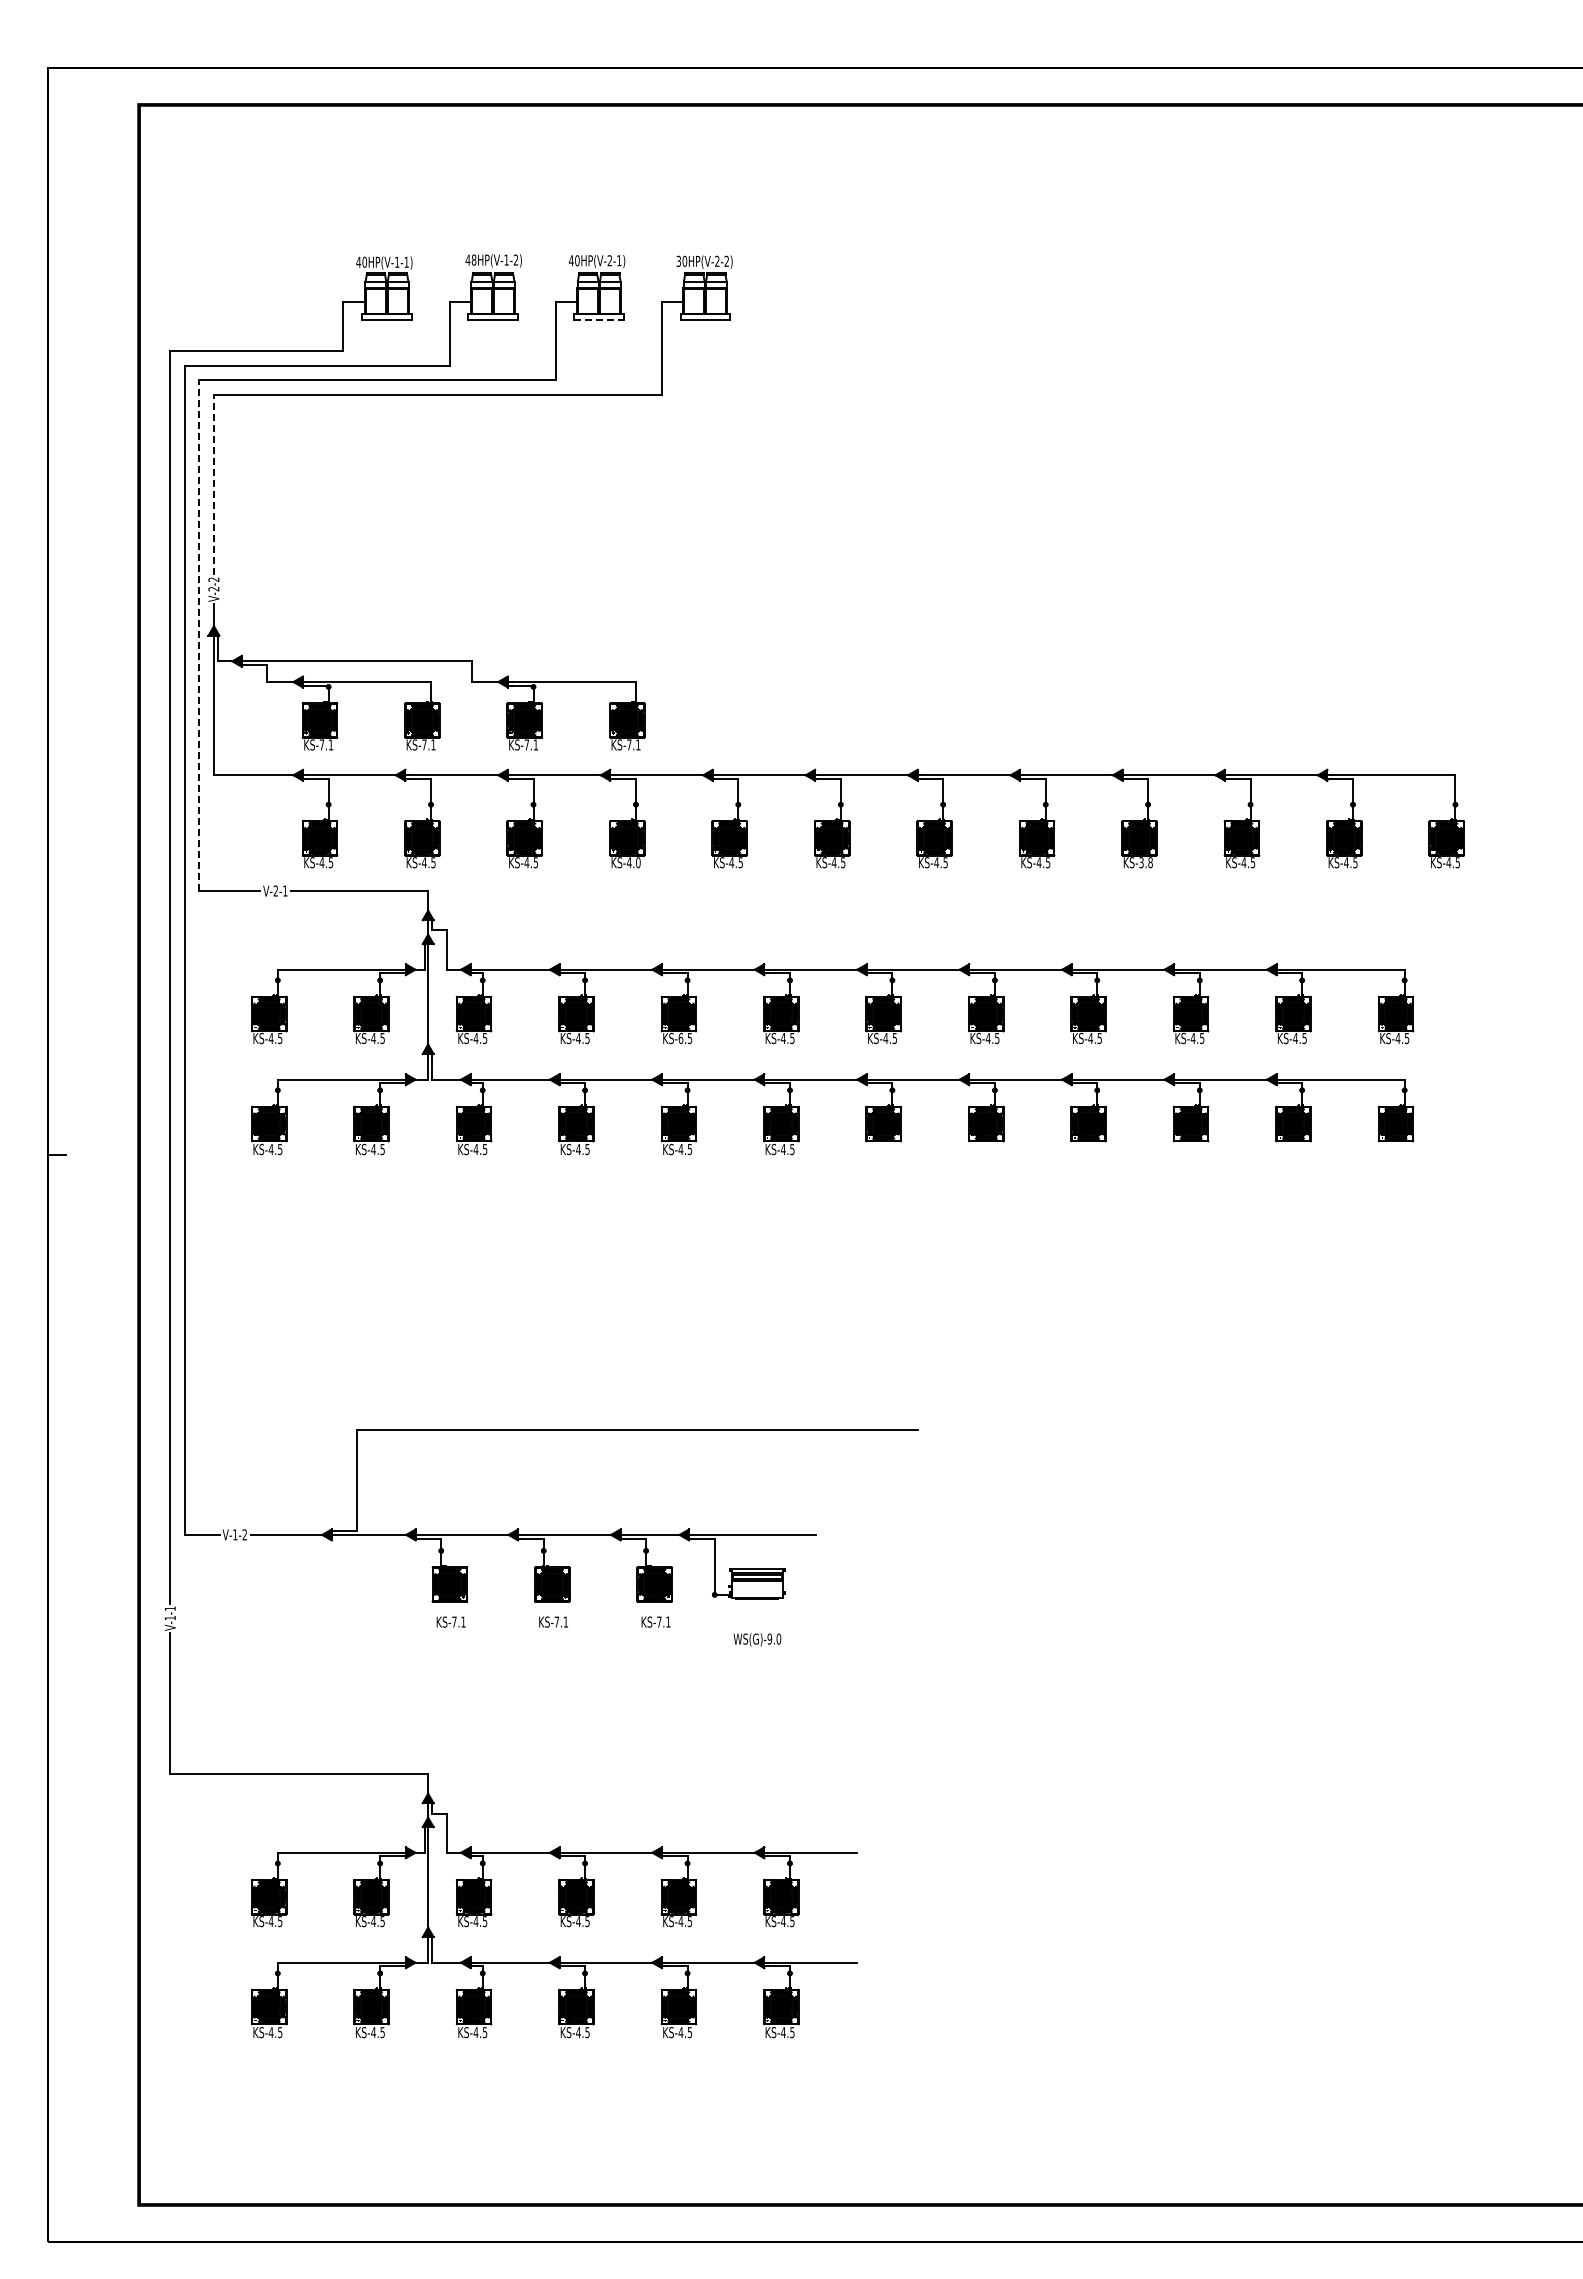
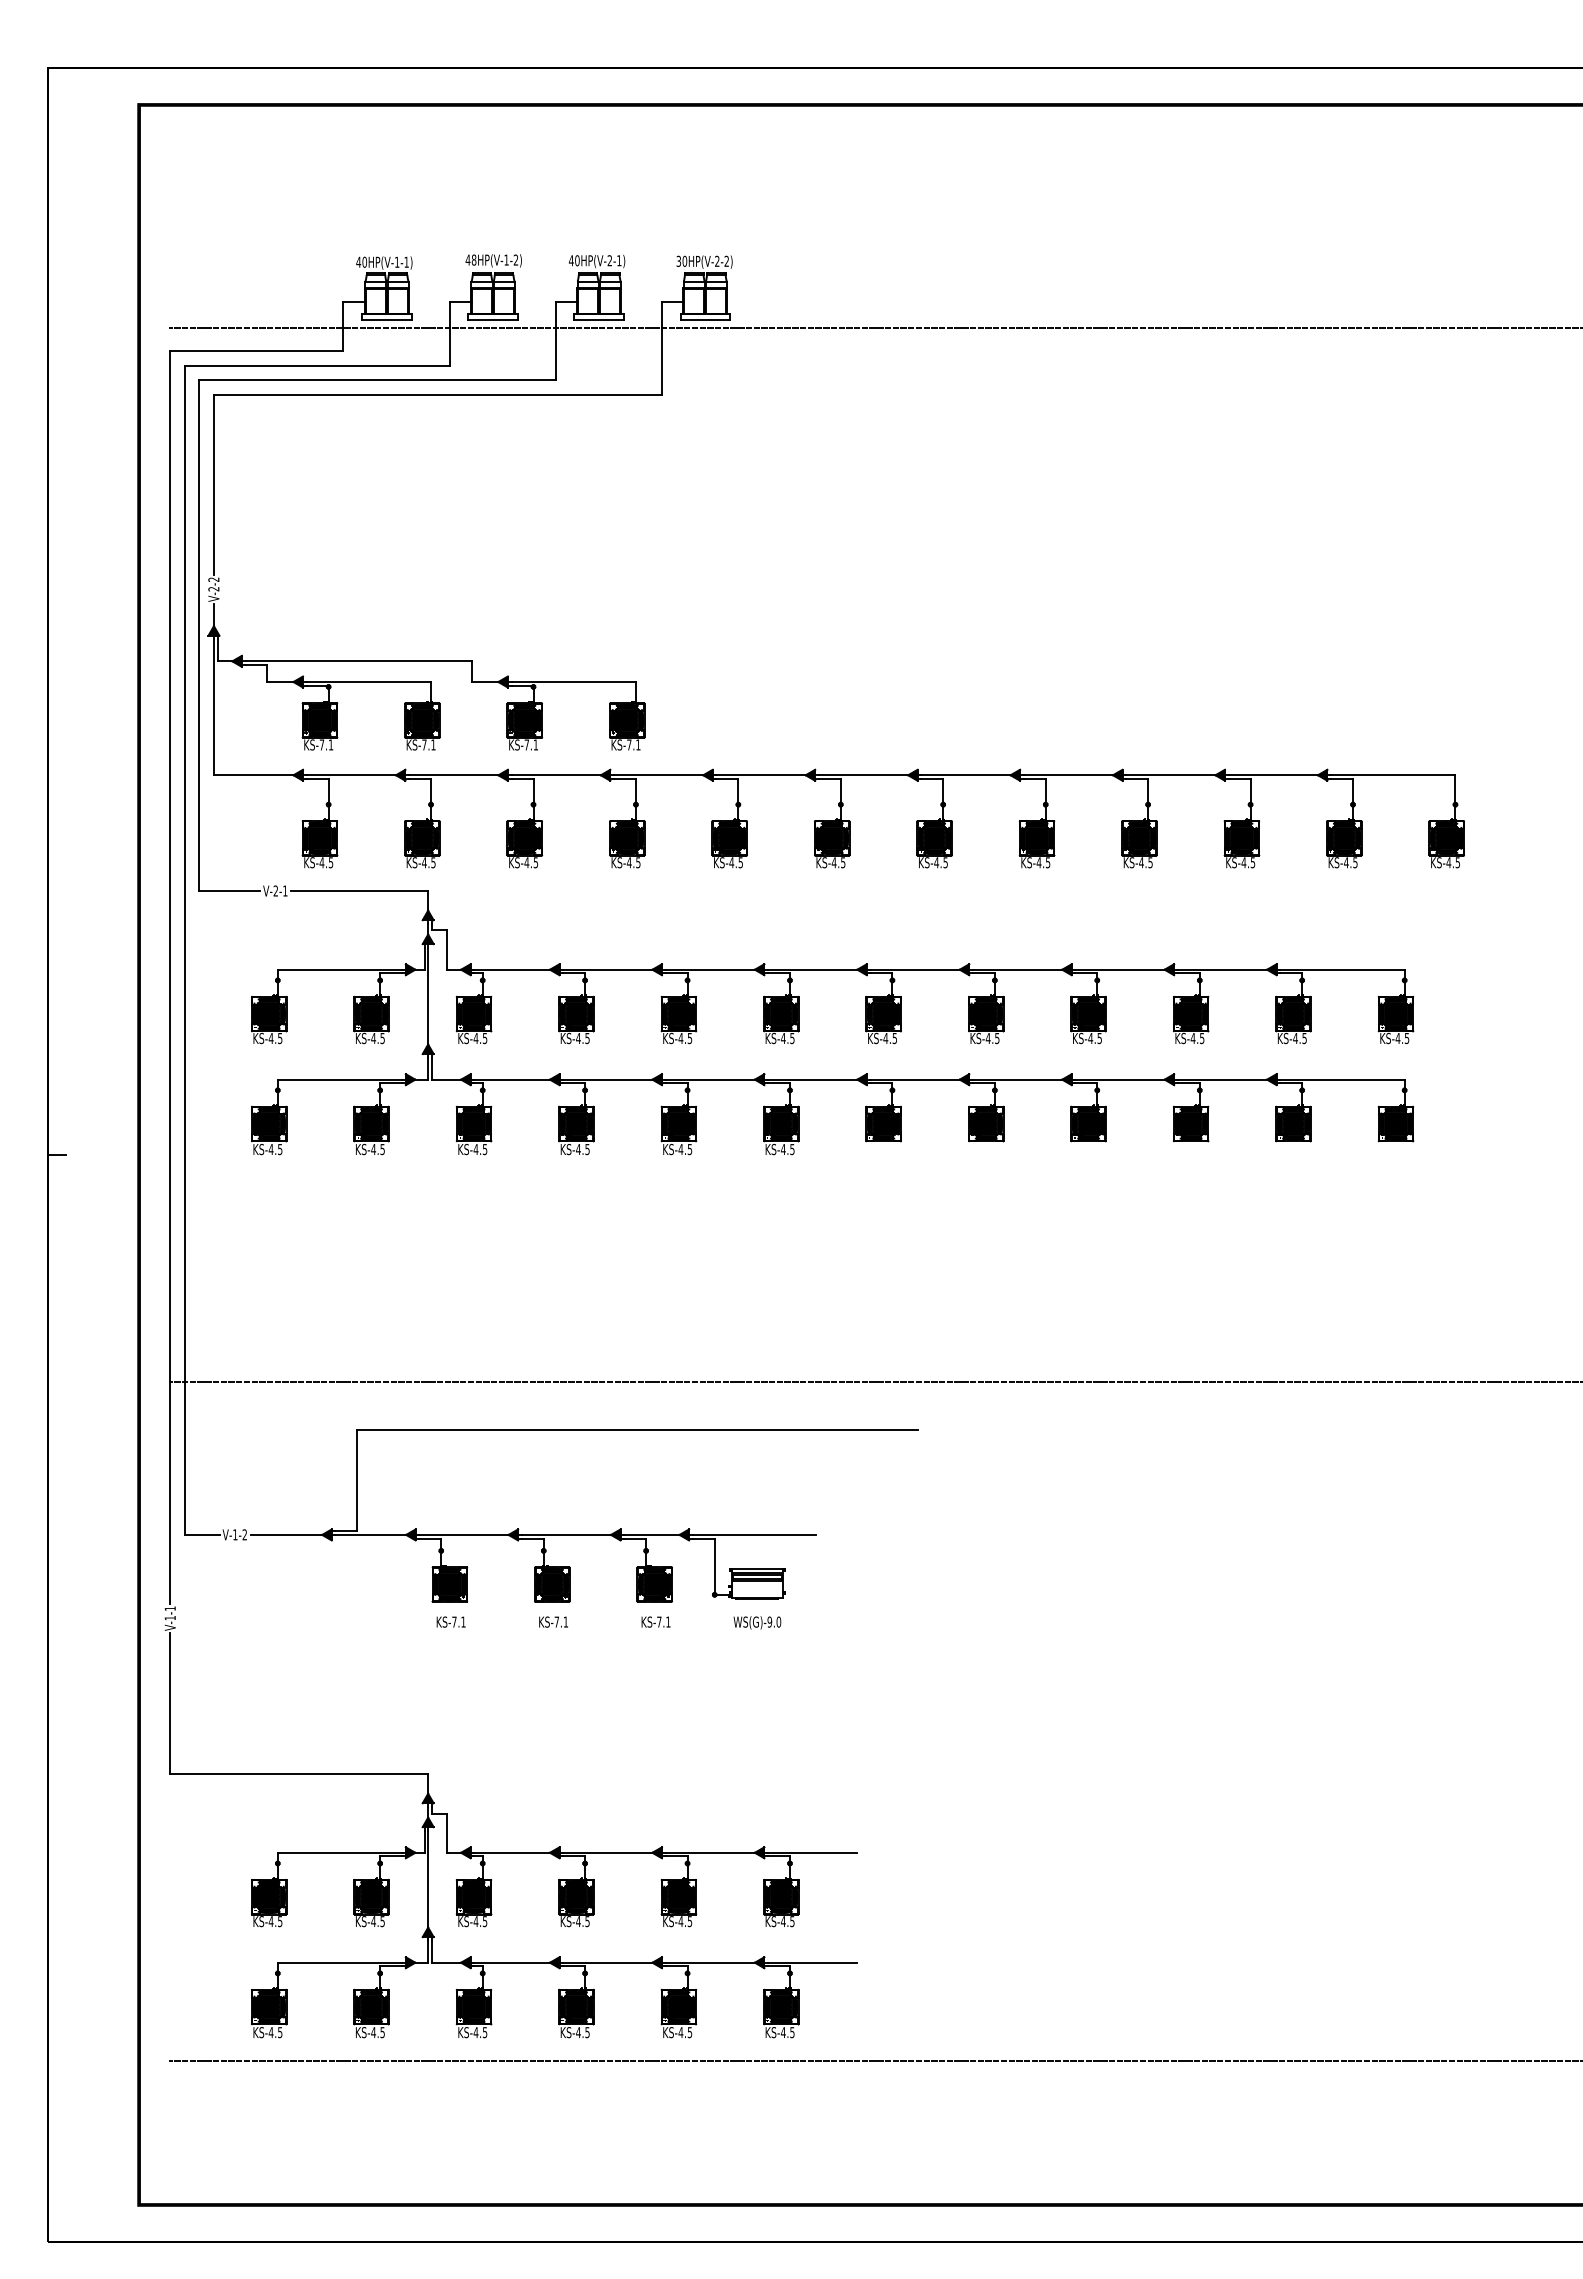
line: dashed -> solid (599, 320)
line: none -> present (874, 328)
line: dashed -> solid (213, 484)
line: dashed -> solid (199, 635)
text: KS-4.0 -> KS-4.5 (638, 862)
text: KS-3.8 -> KS-4.5 (1145, 862)
text: KS-6.5 -> KS-4.5 (680, 1038)
line: none -> present (874, 1381)
text position: (757, 1639) -> (757, 1622) (757, 1622)
line: none -> present (874, 2060)
